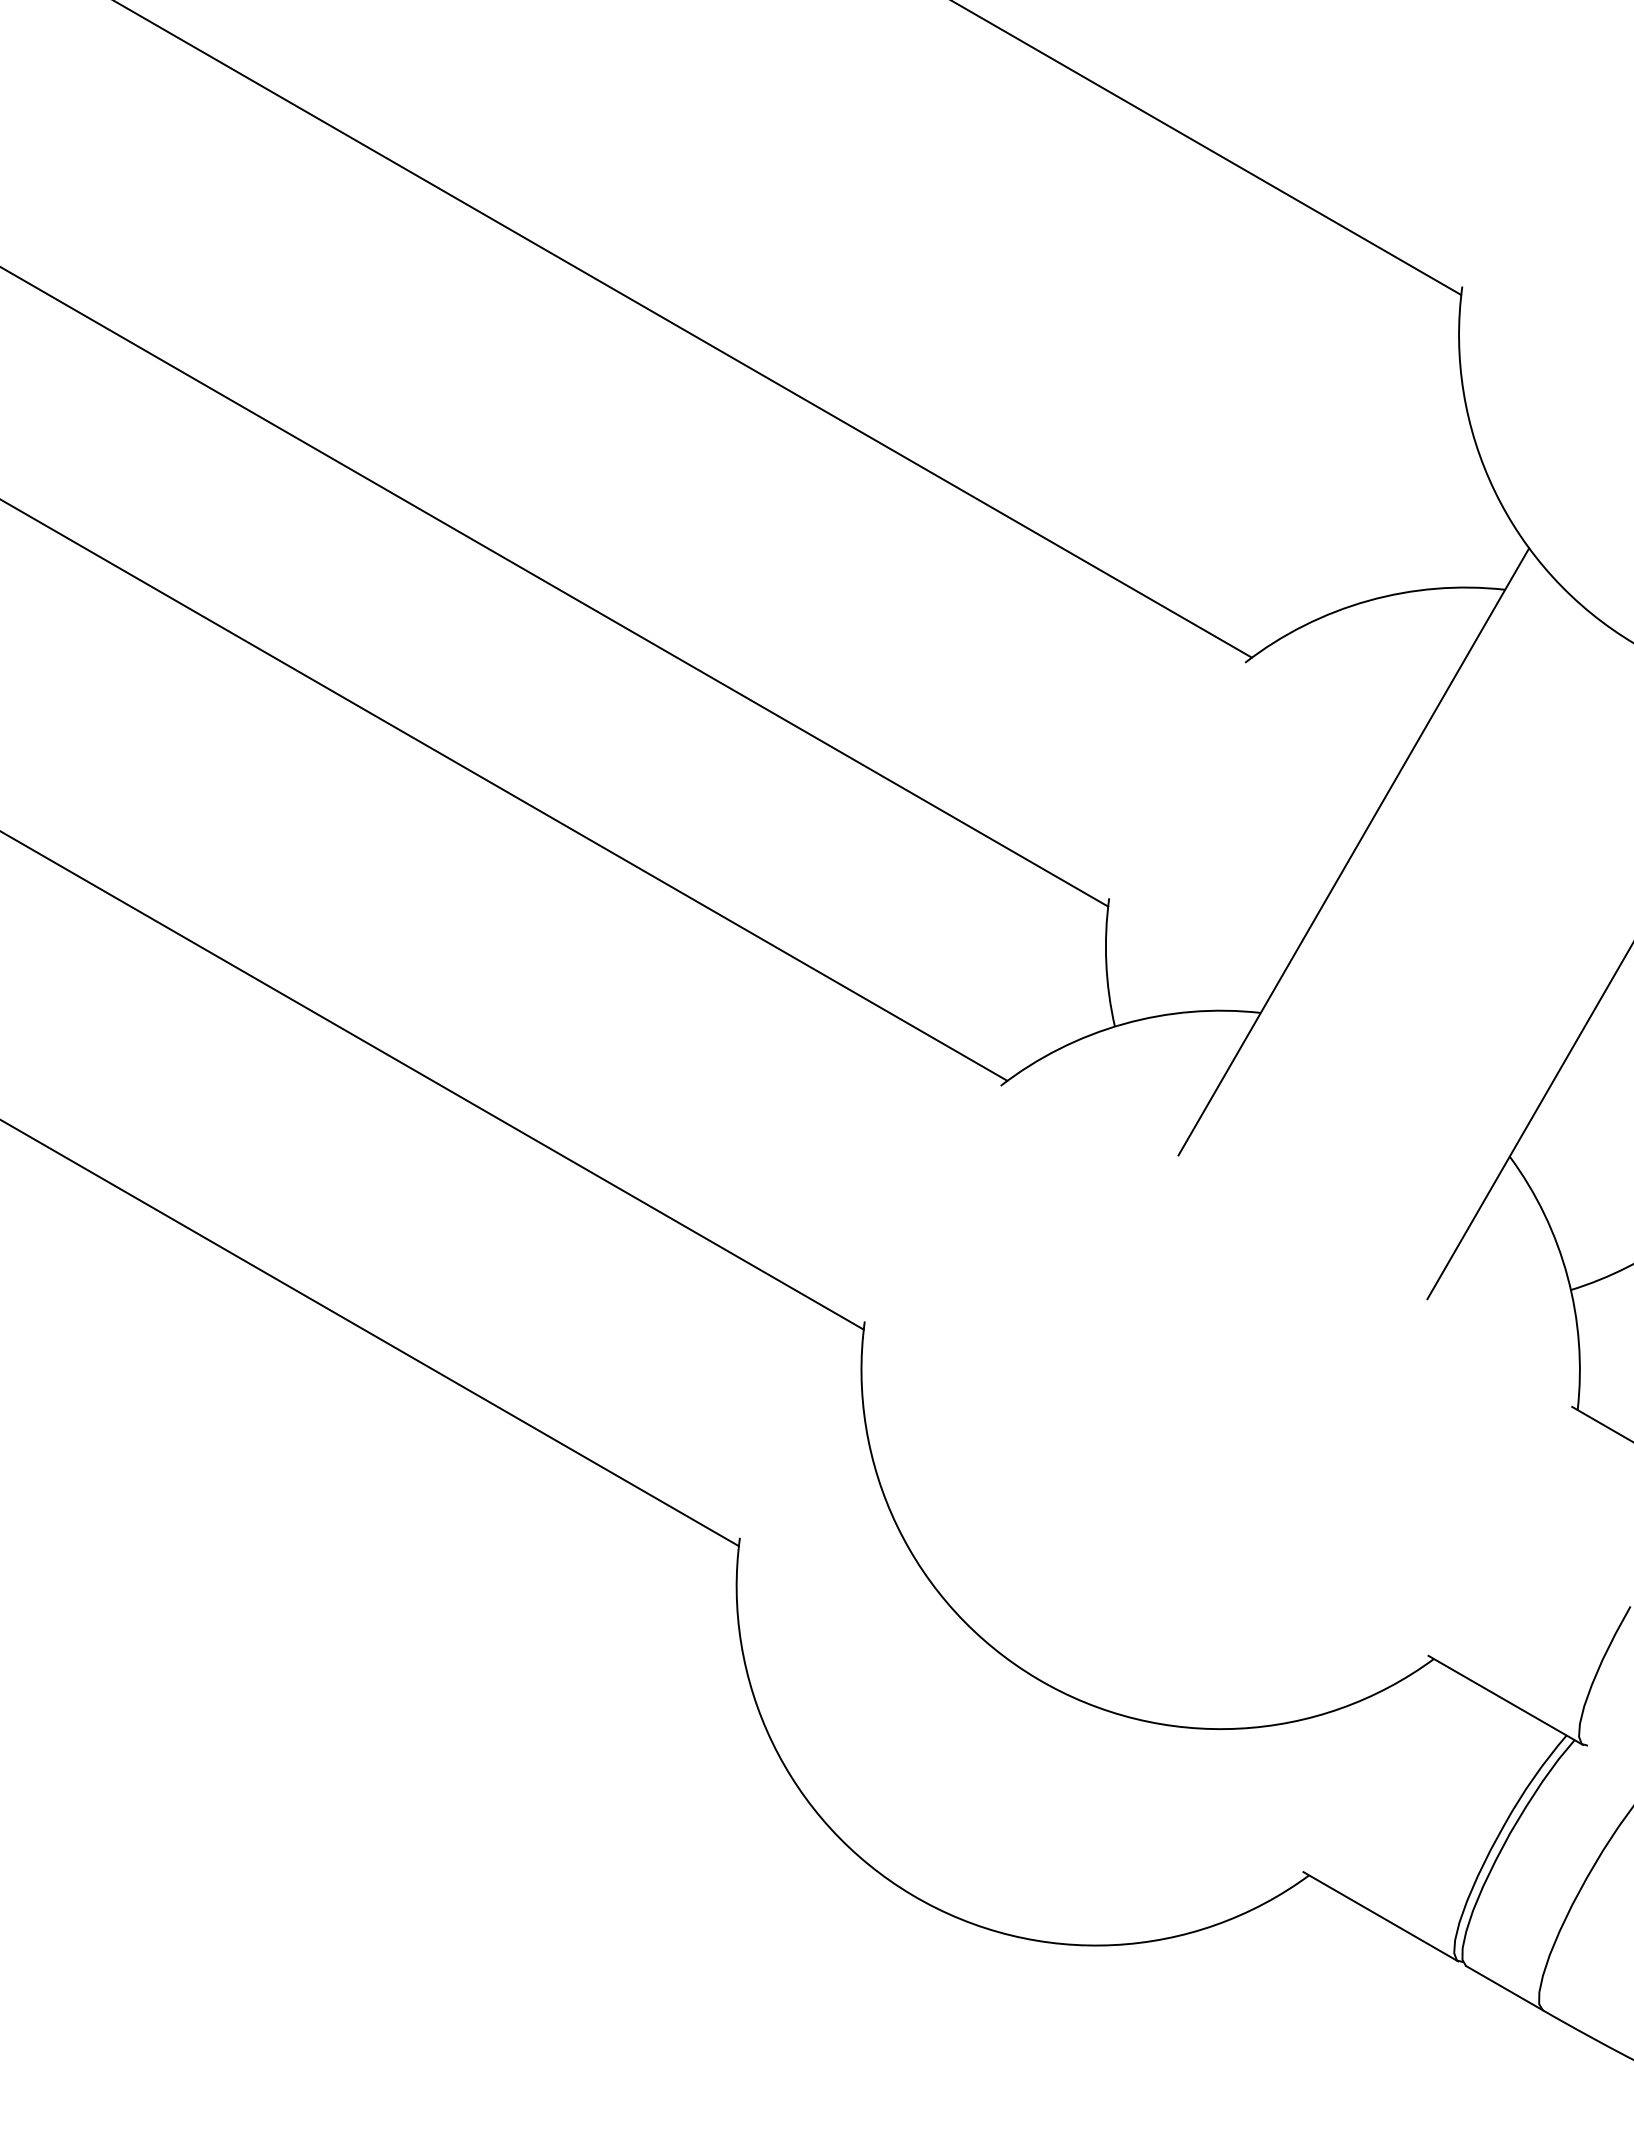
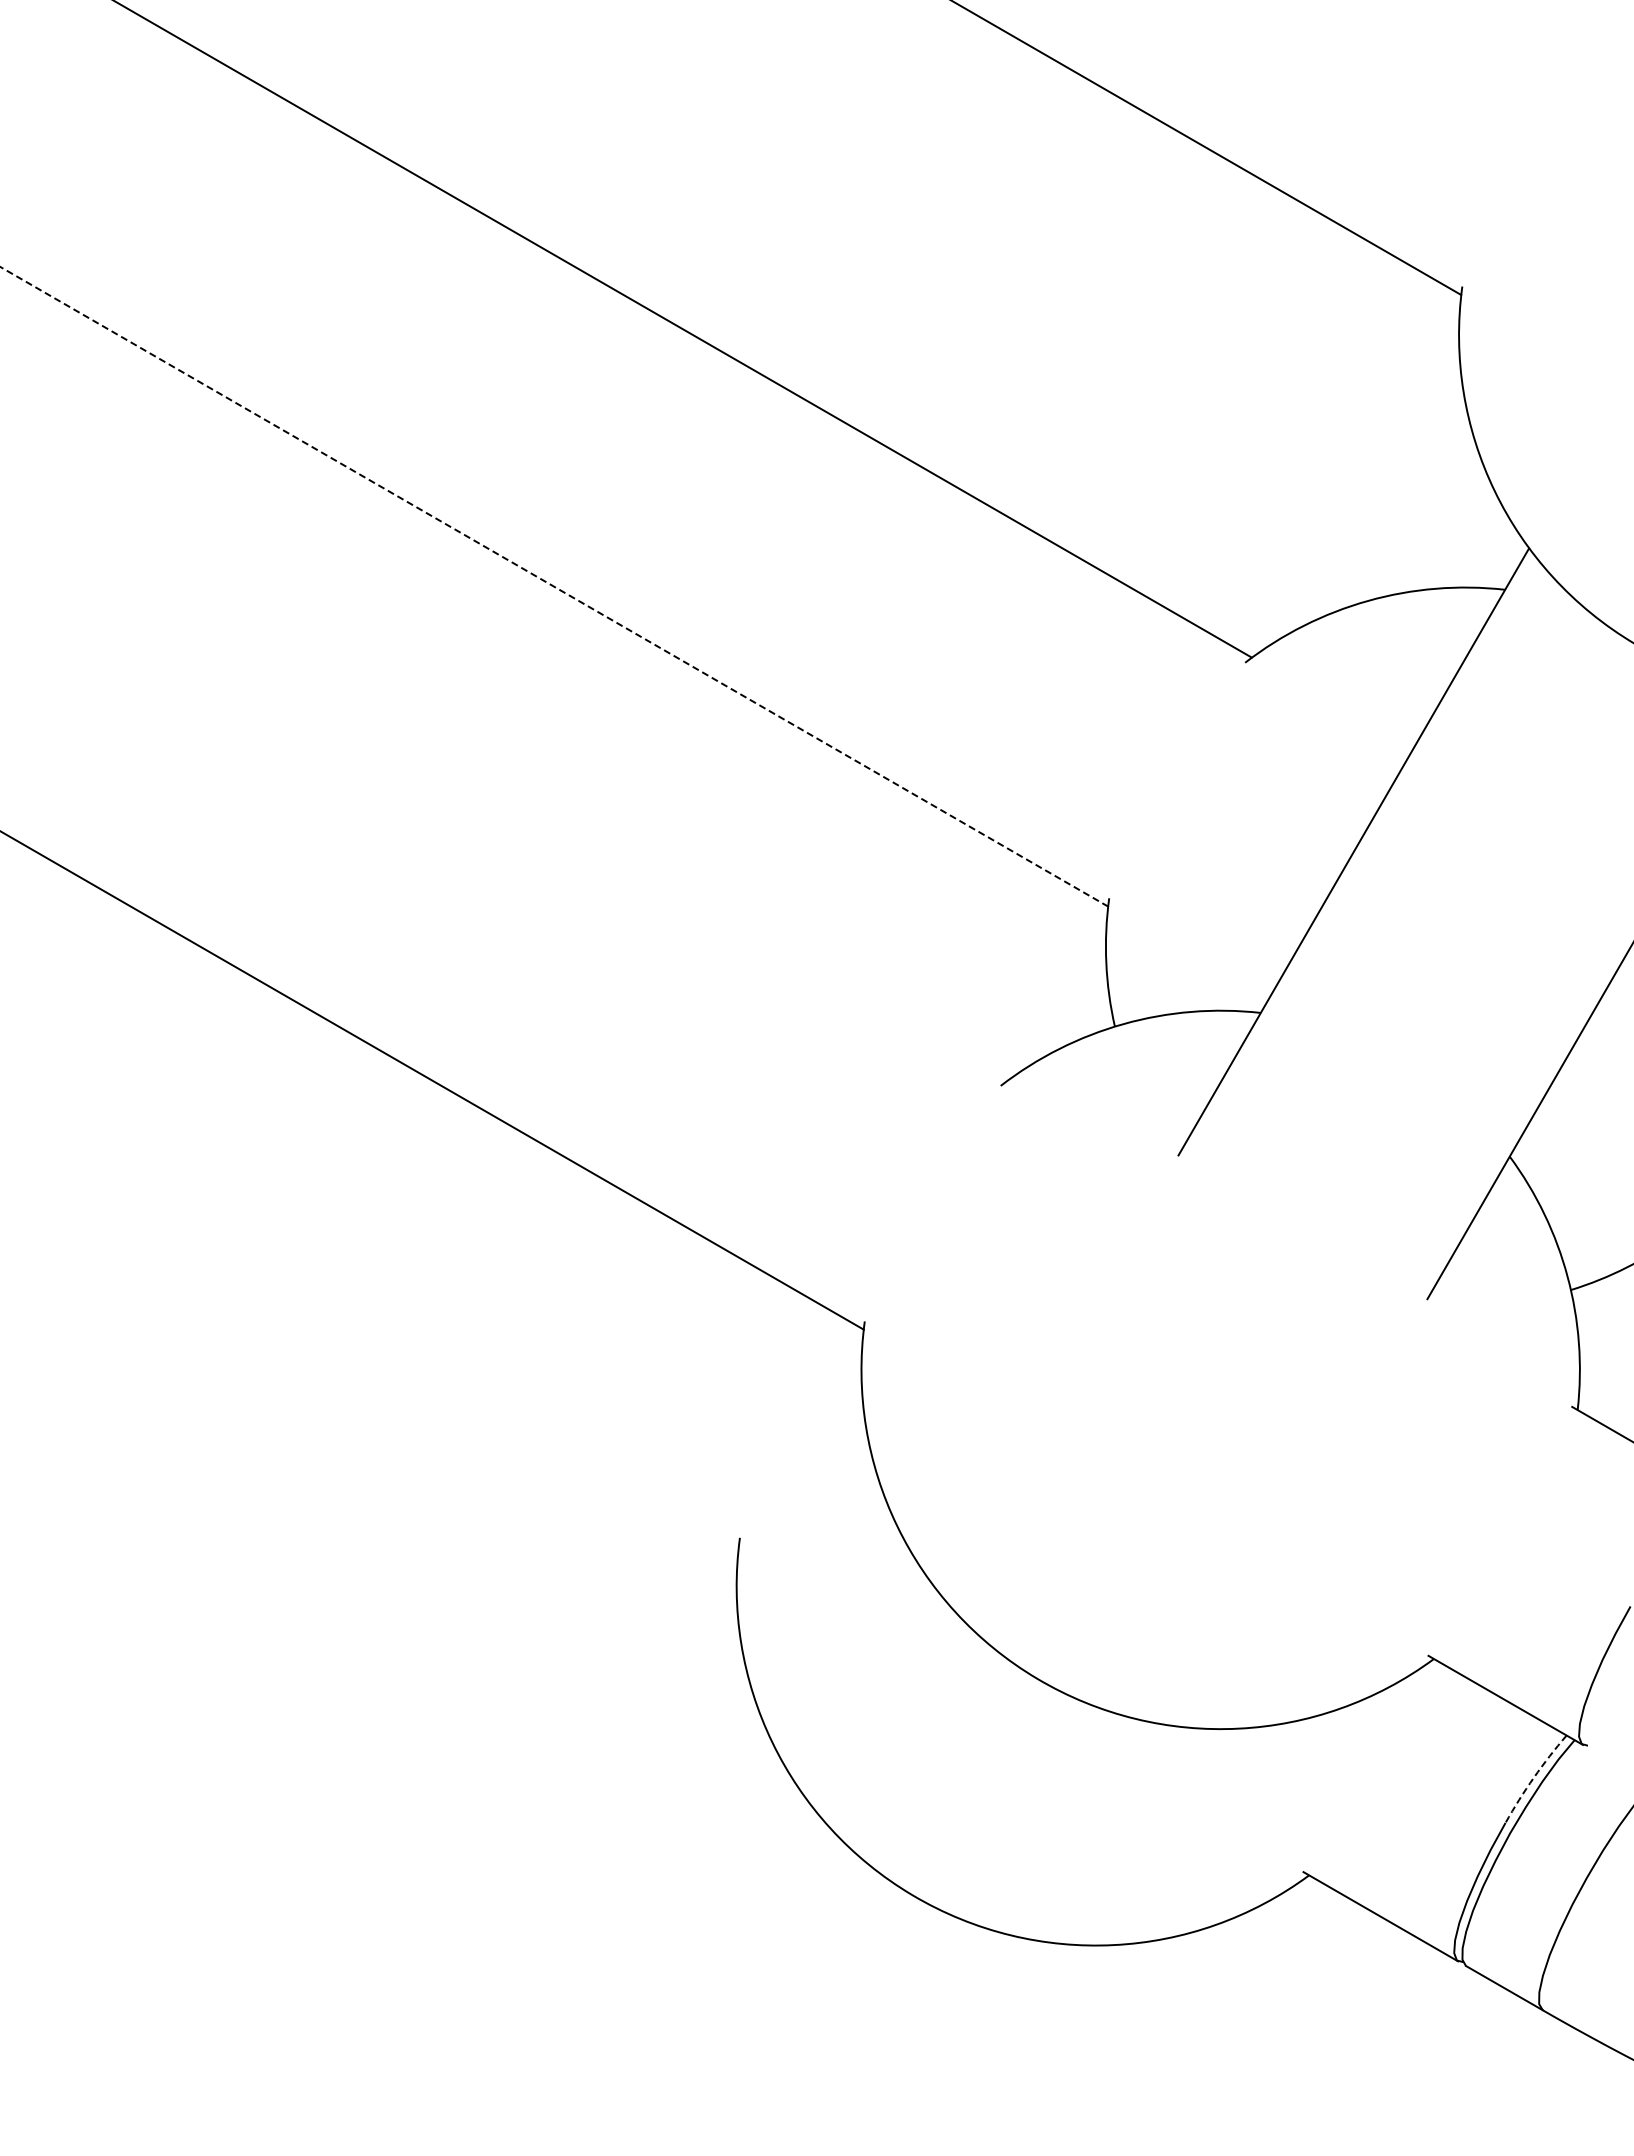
line: solid -> dashed (554, 587)
line: present -> none (504, 790)
line: present -> none (370, 1333)
arc: solid -> dashed (1533, 1777)
